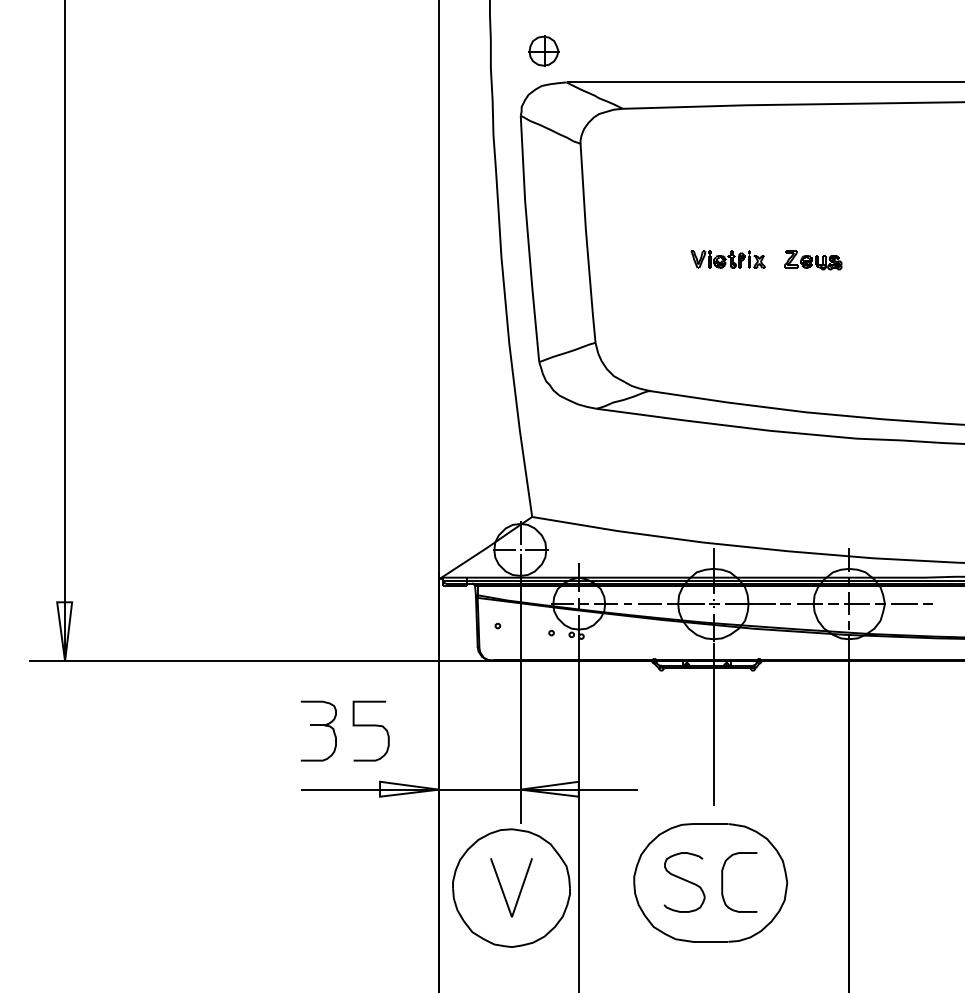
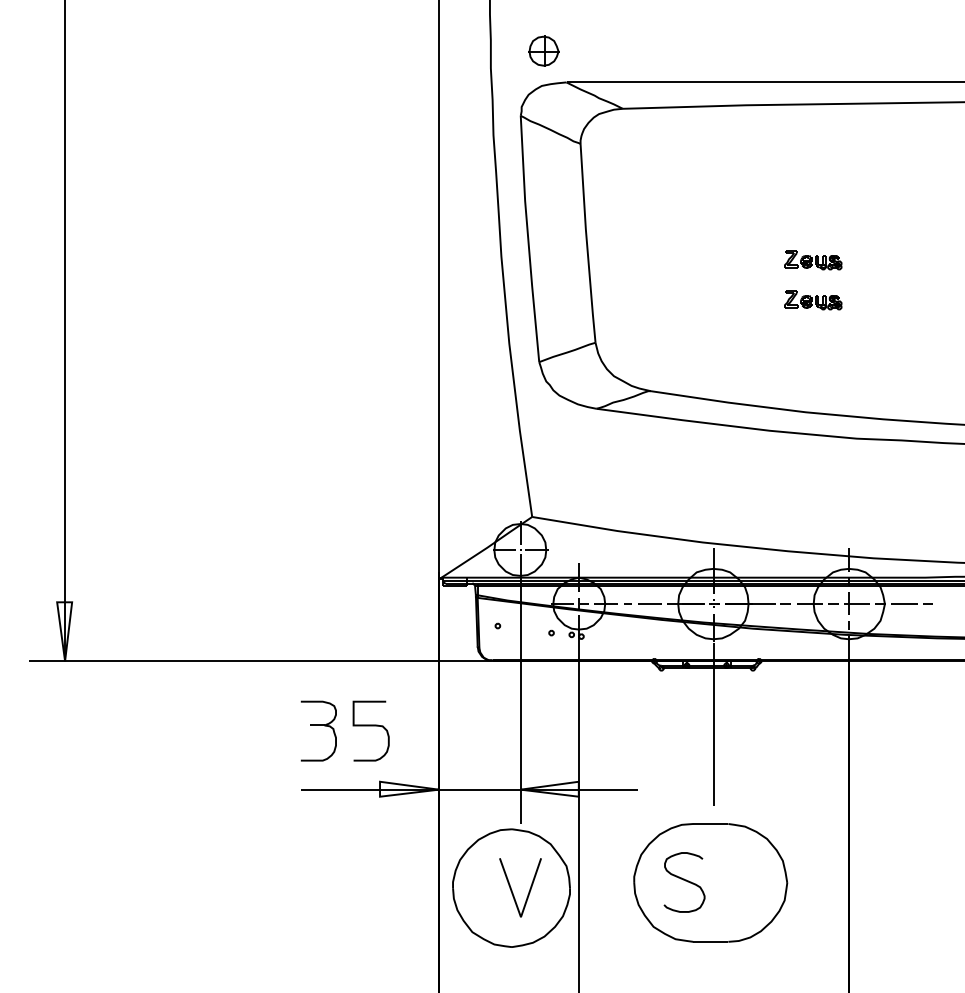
part: present -> none (727, 259)
part: none -> present (813, 300)
curve: present -> none (723, 882)
curve position: (503, 890) -> (512, 890) (512, 890)
